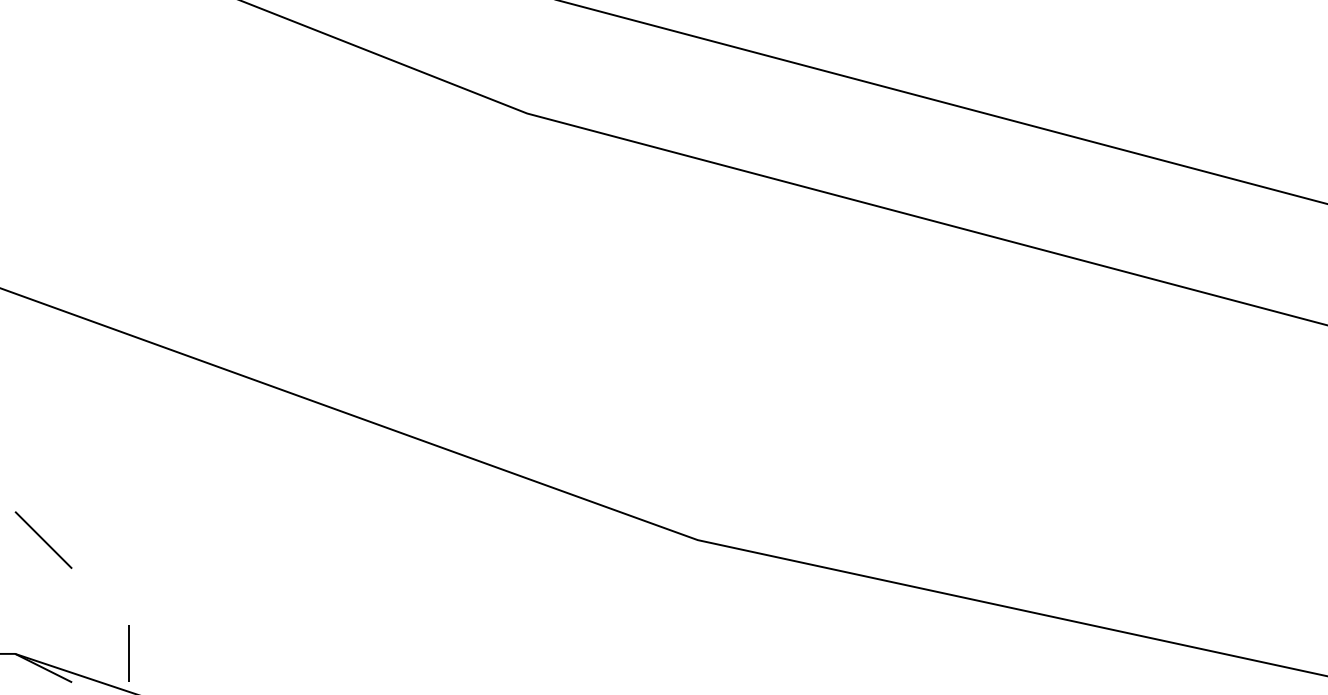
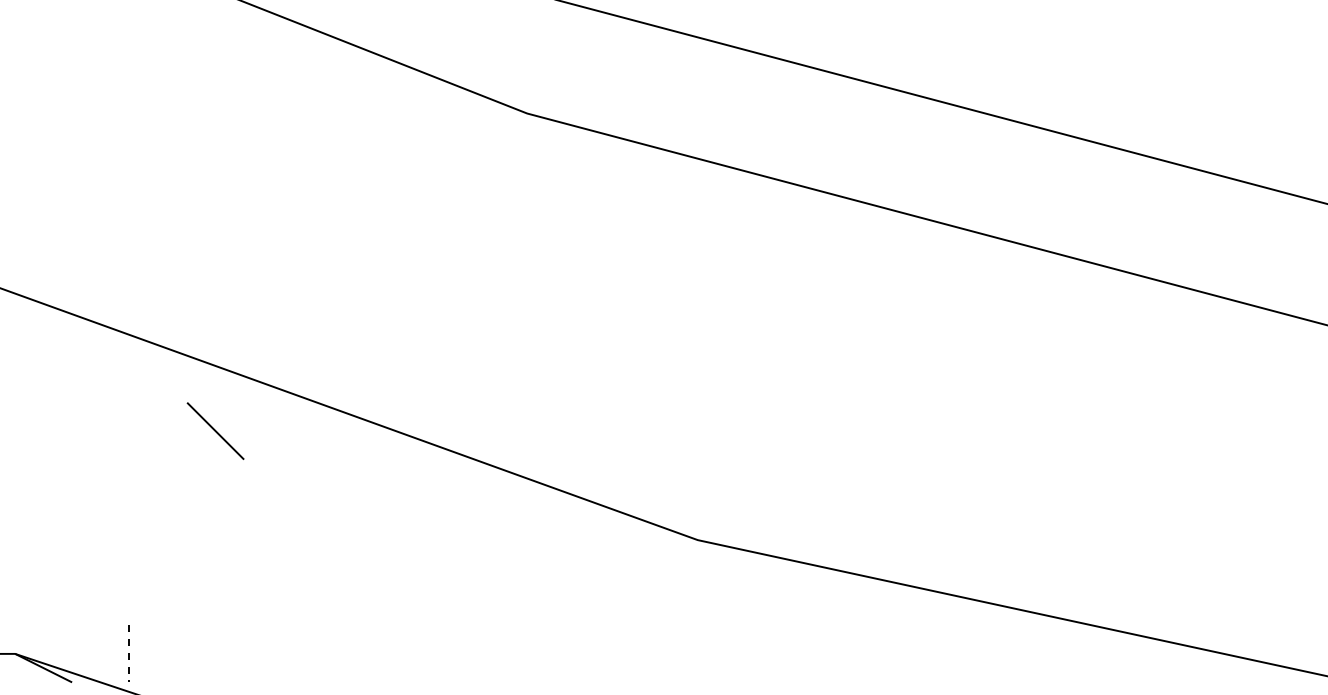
line position: (43, 539) -> (215, 430) (215, 430)
line: solid -> dashed (128, 654)
